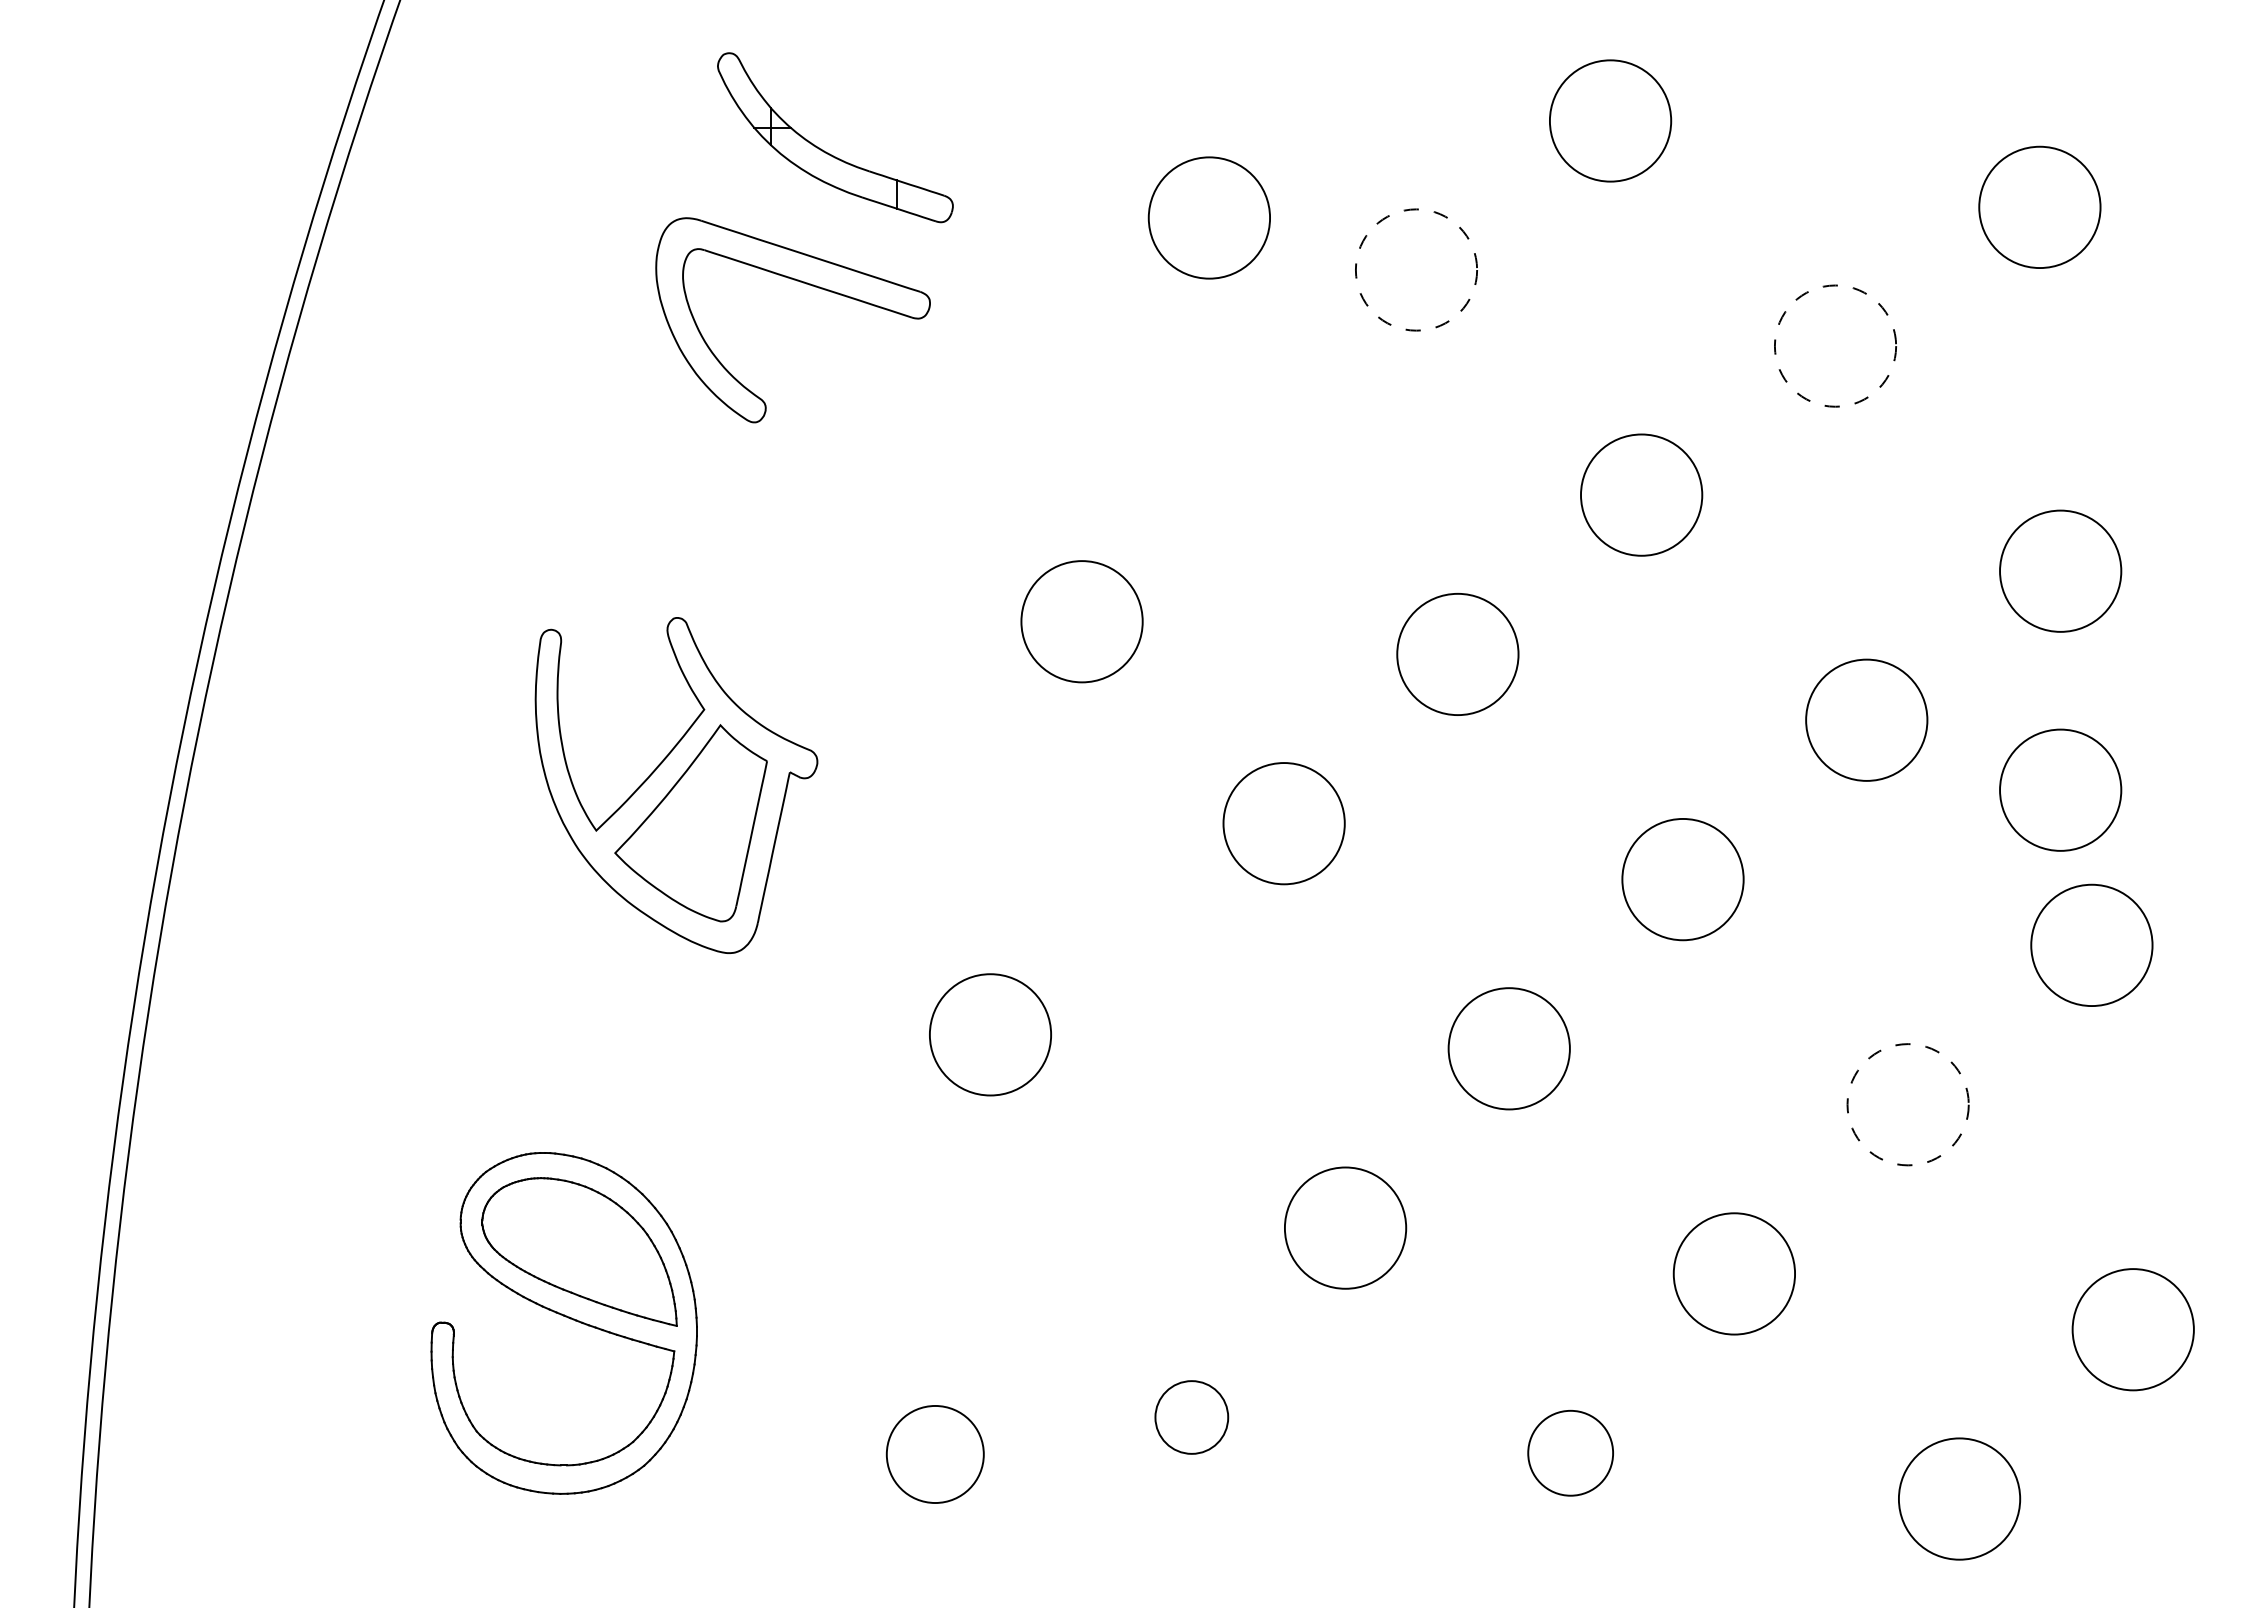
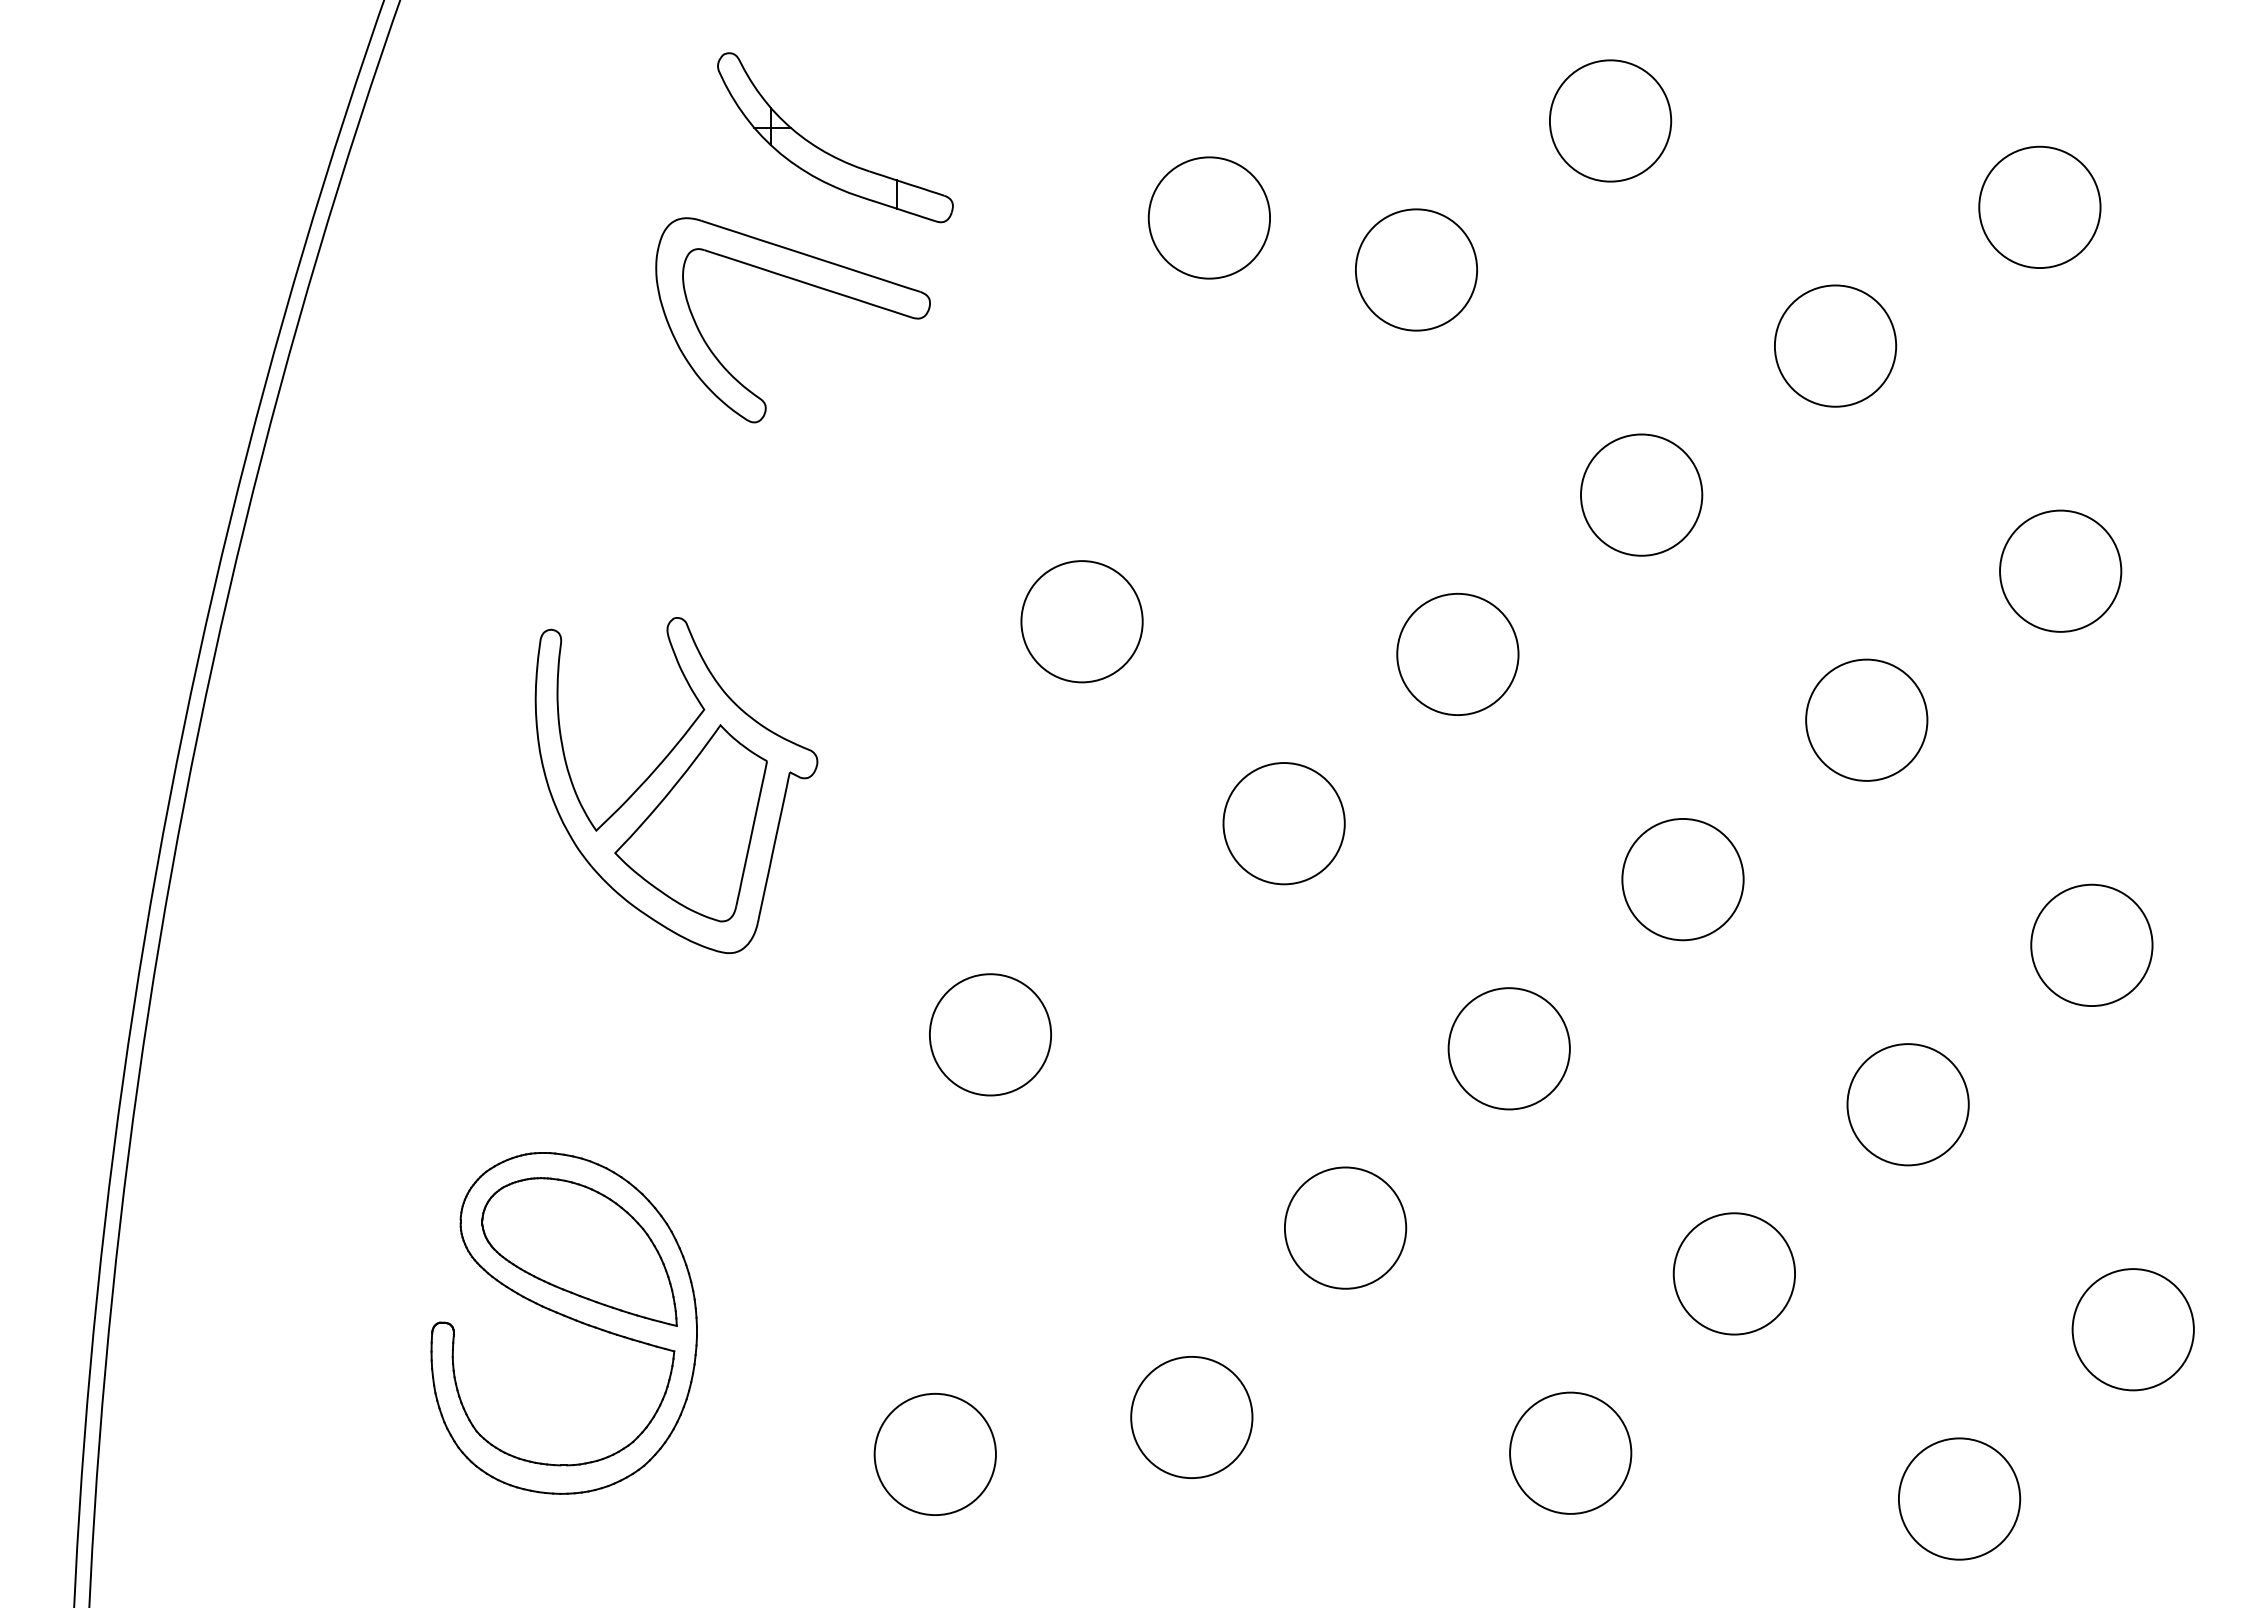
circle: dashed -> solid (1416, 269)
circle: dashed -> solid (1835, 345)
circle: present -> none (2060, 789)
circle: dashed -> solid (1907, 1104)
circle diameter: 73 px -> 121 px (1191, 1417)
circle diameter: 85 px -> 121 px (1570, 1452)
circle diameter: 97 px -> 121 px (934, 1454)
